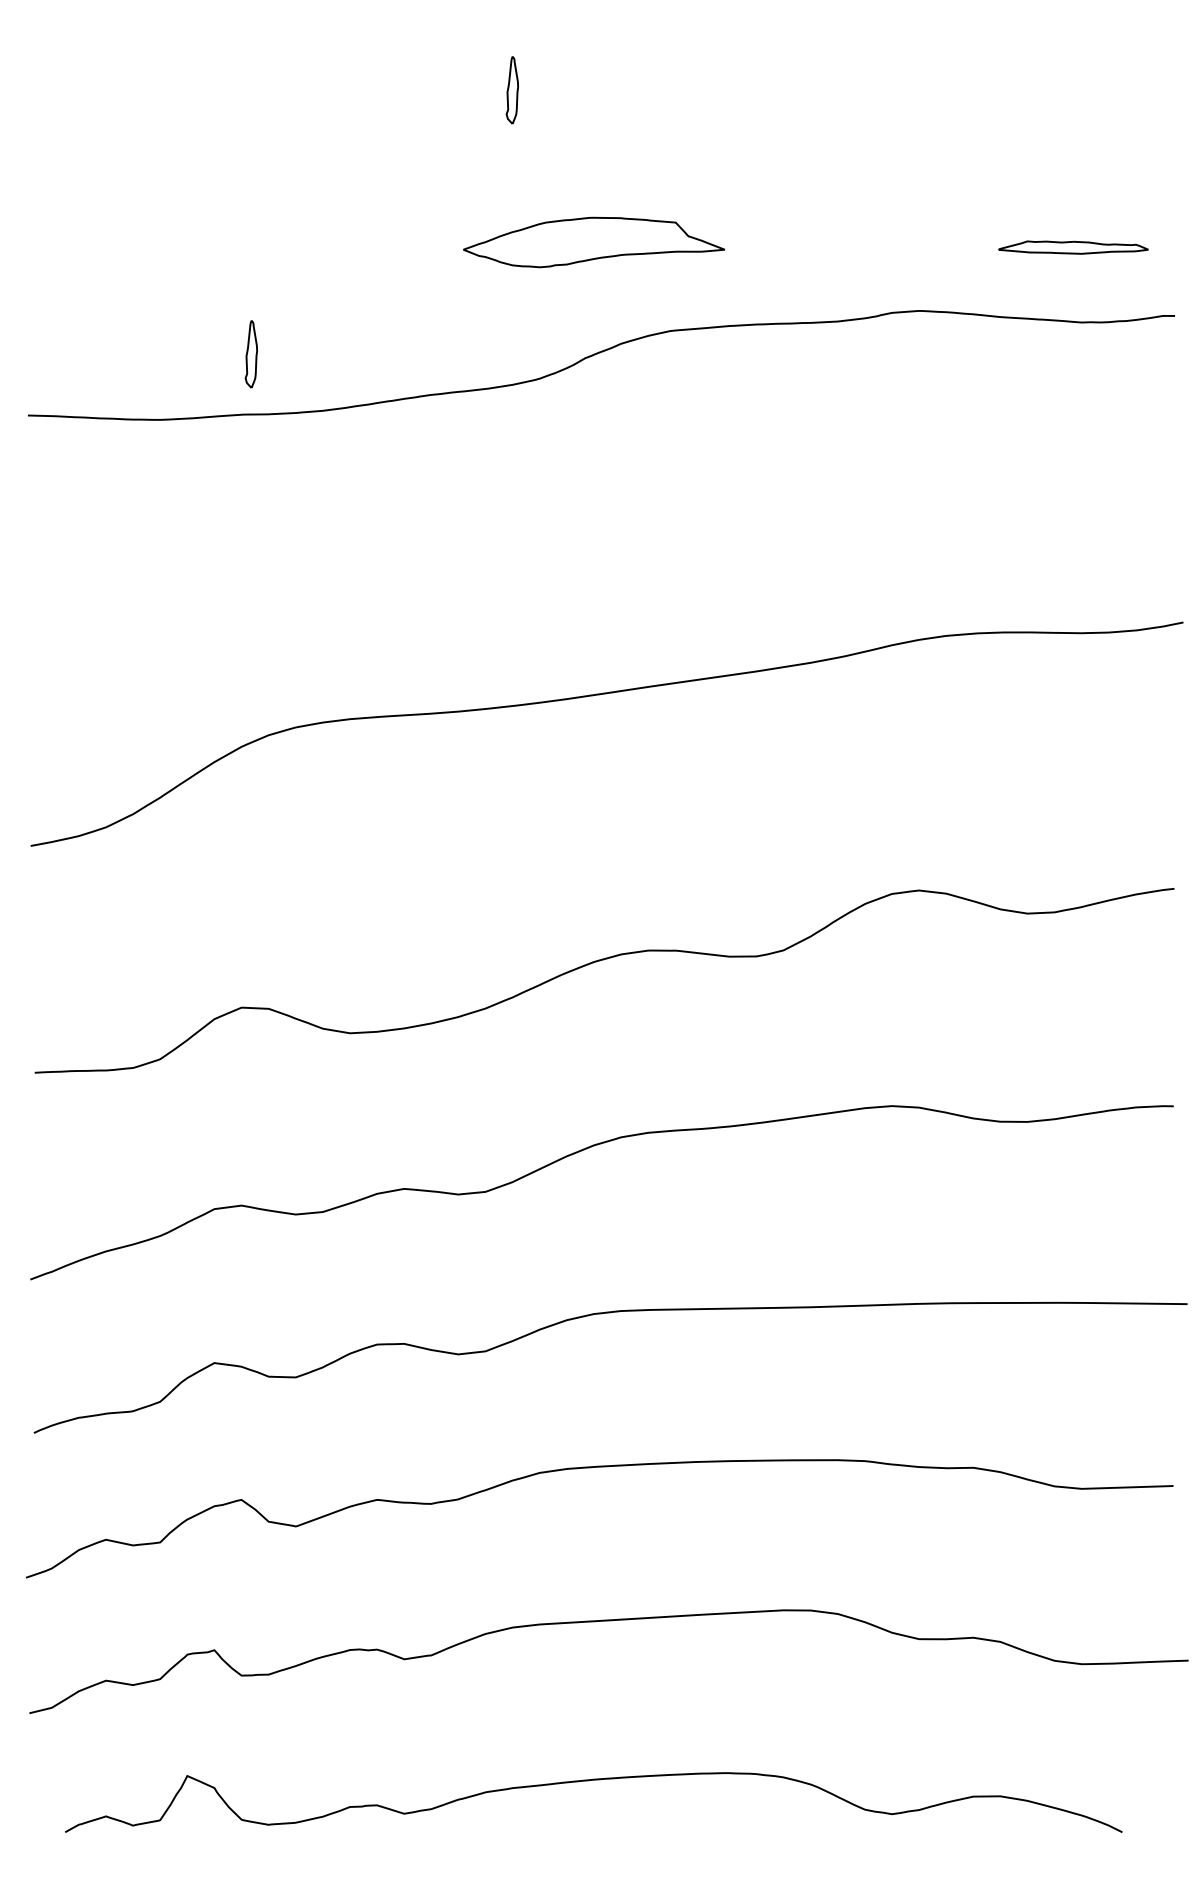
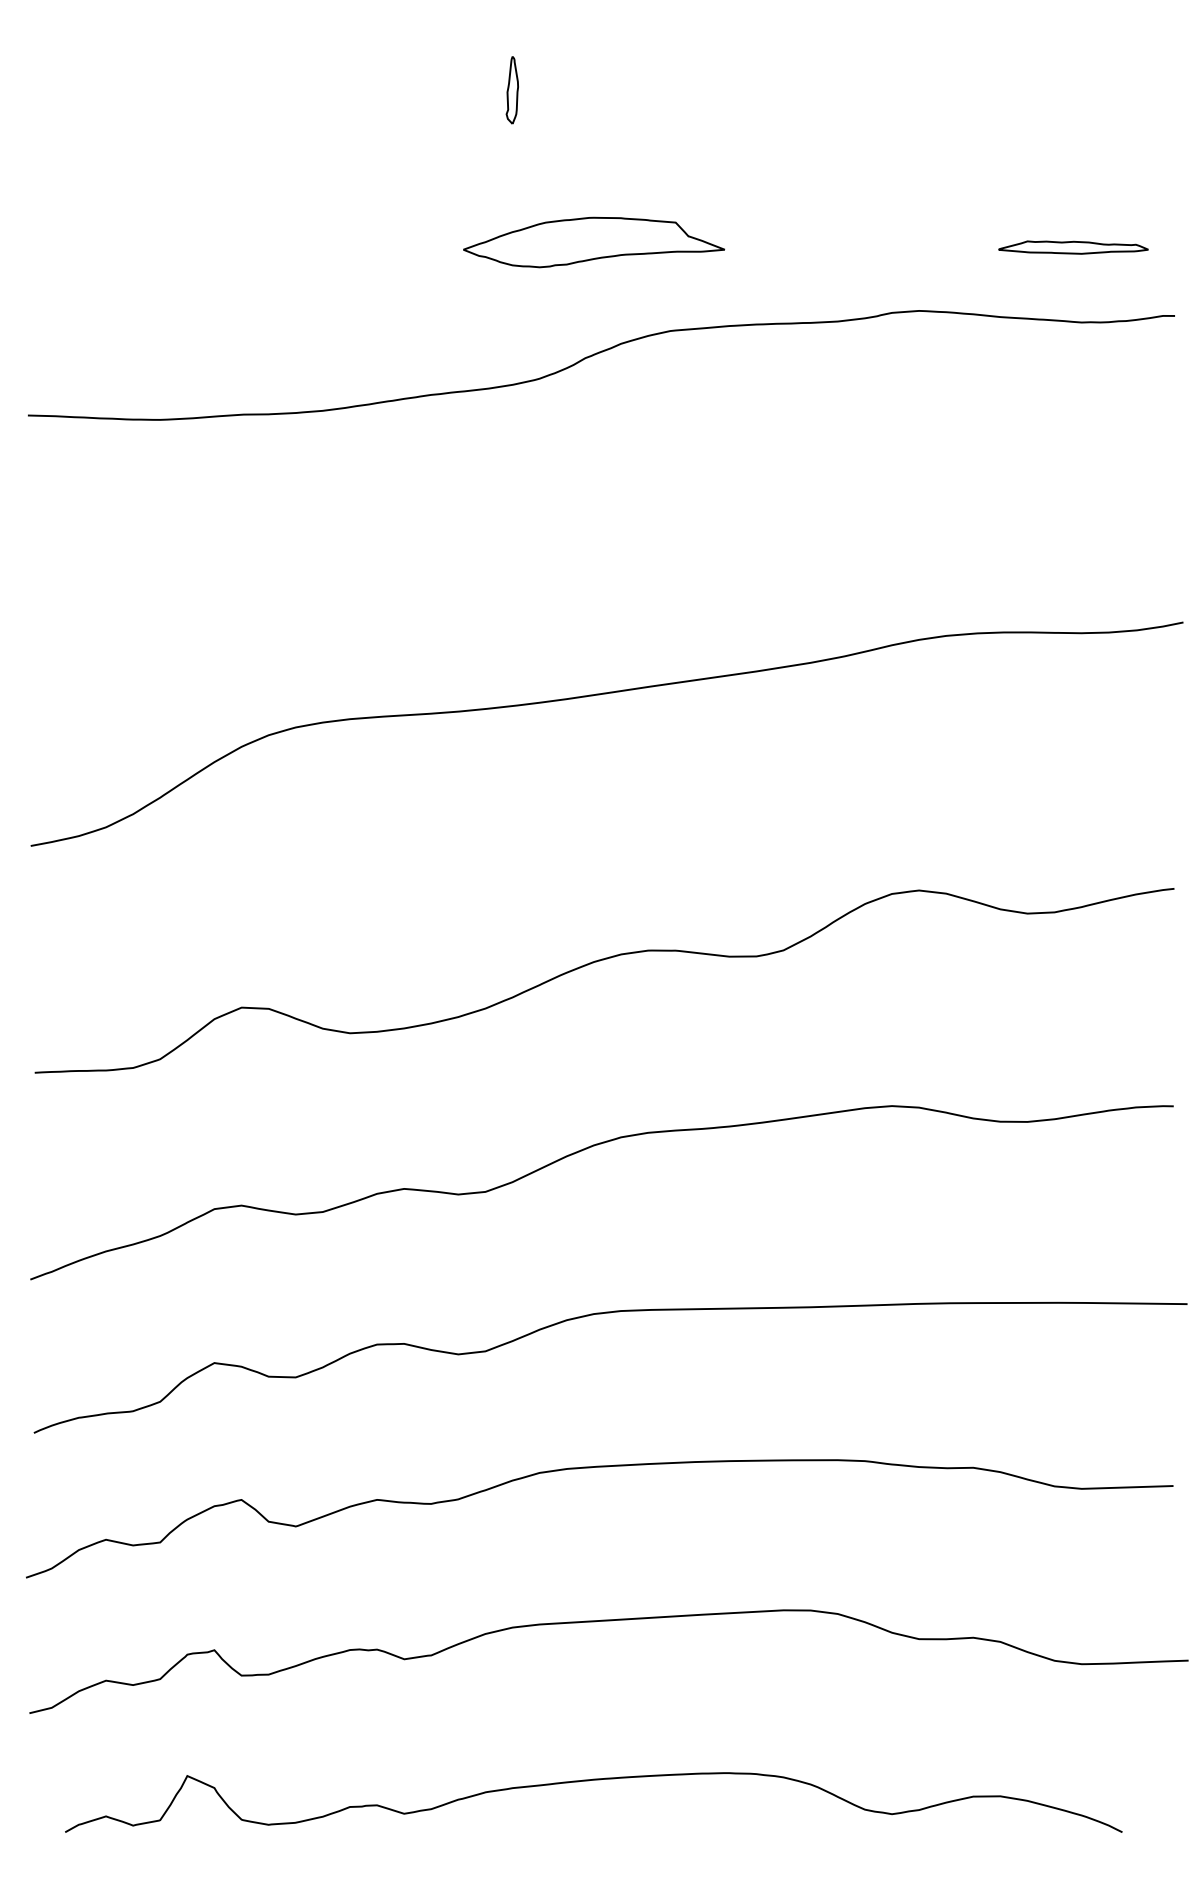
part: present -> none (250, 354)
